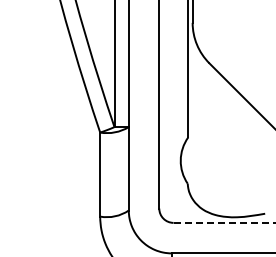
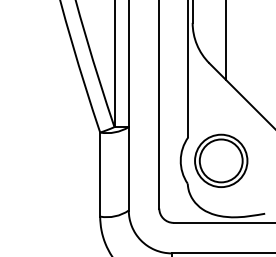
line: none -> present (226, 41)
part: none -> present (221, 160)
line: dashed -> solid (224, 222)
